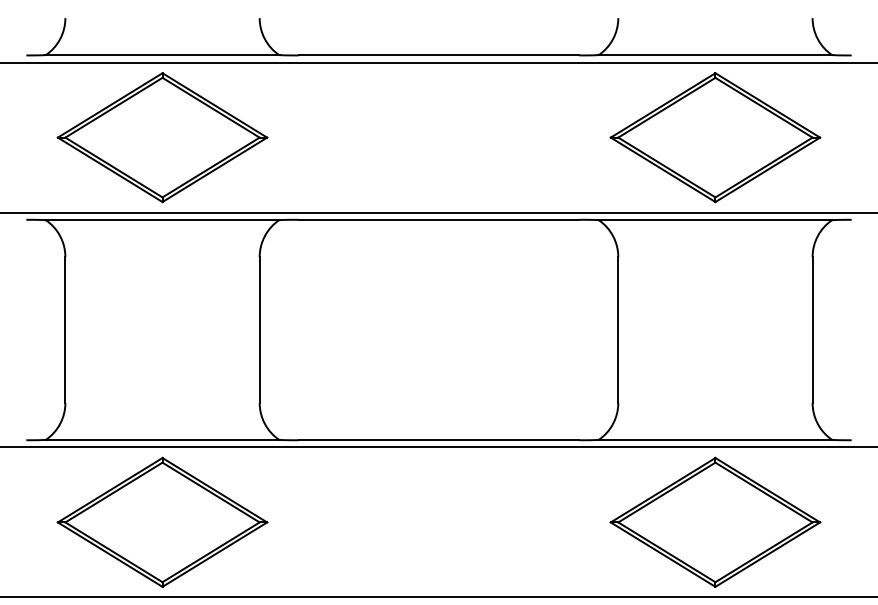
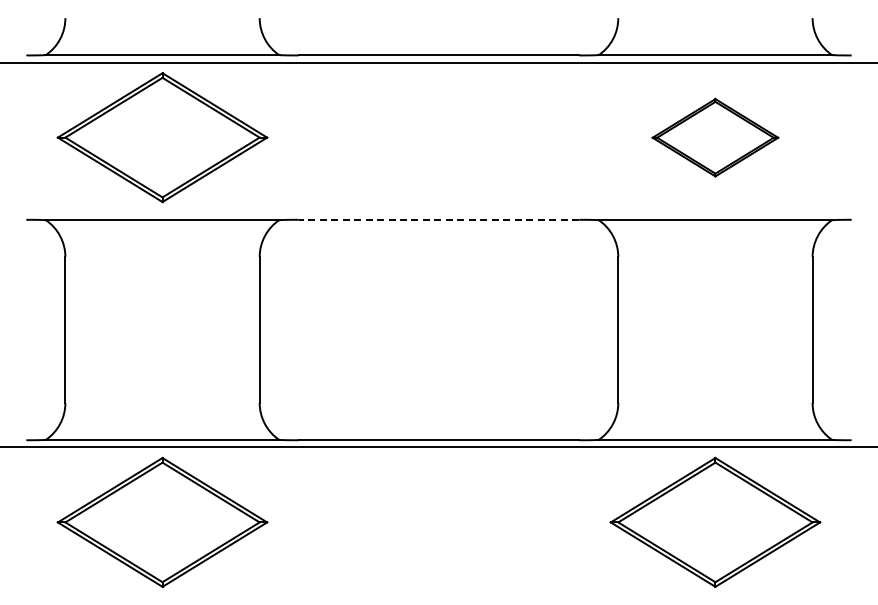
part size: 213x132 px -> 129x80 px (715, 137)
line: present -> none (438, 212)
line: solid -> dashed (438, 219)
line: present -> none (438, 597)
